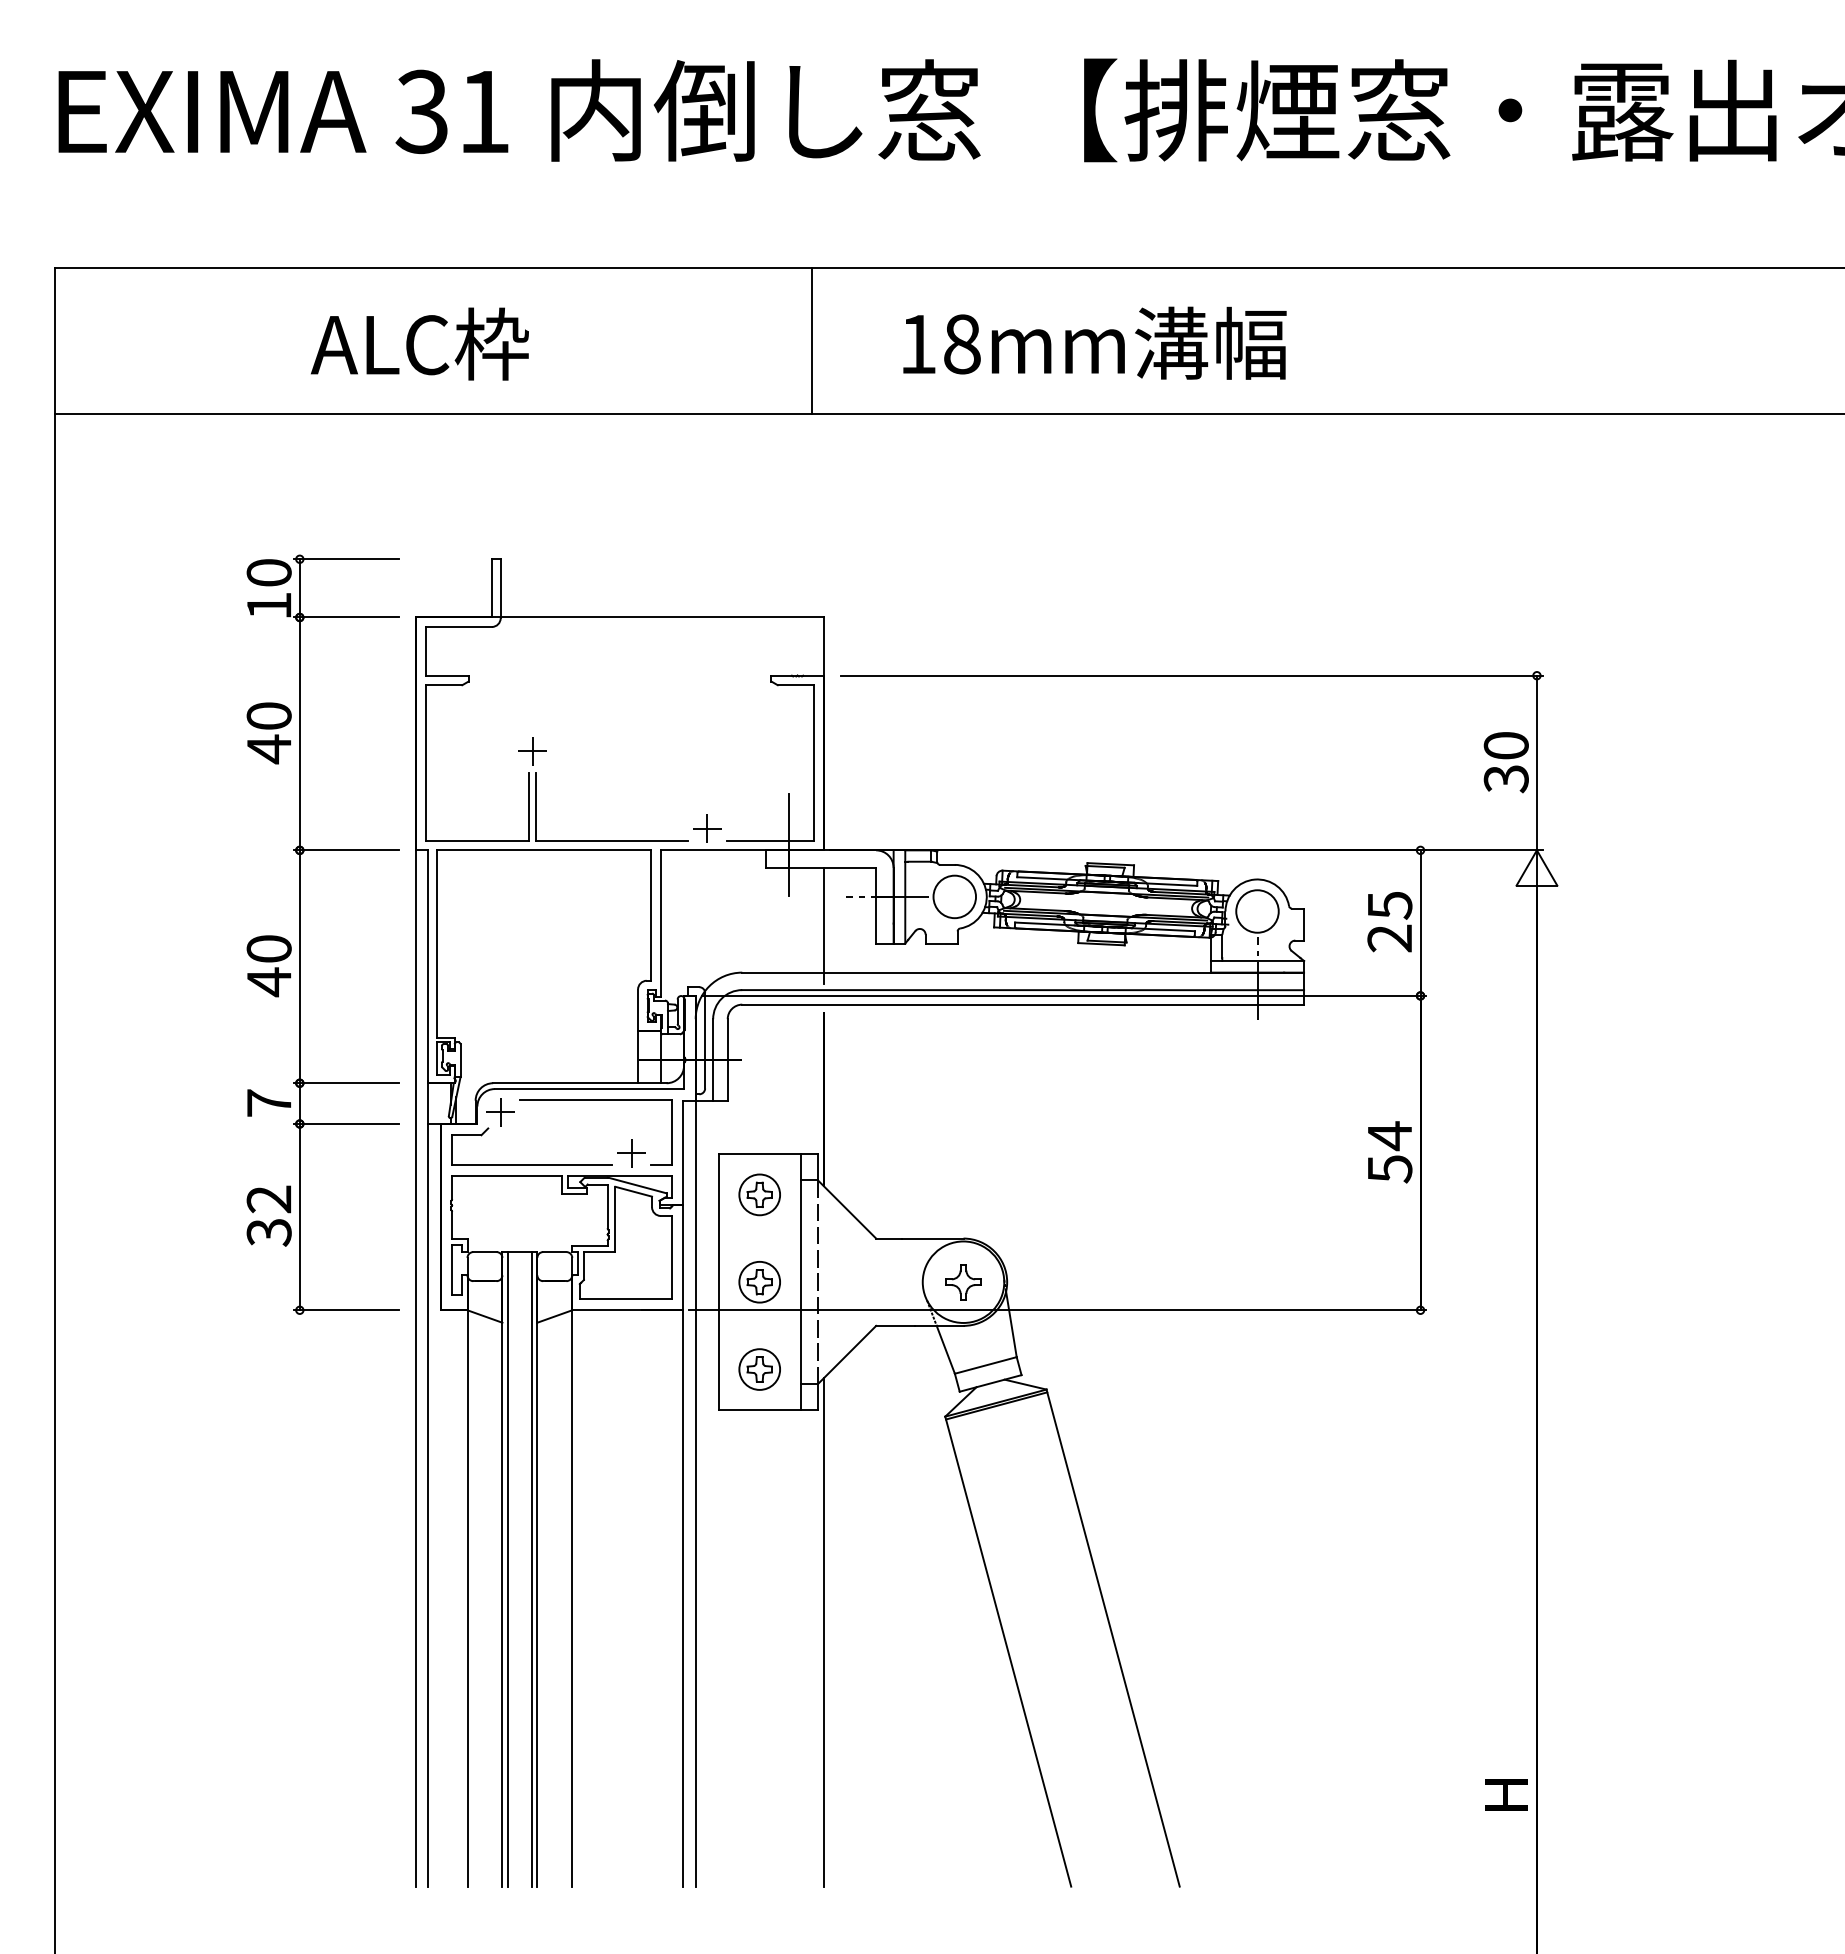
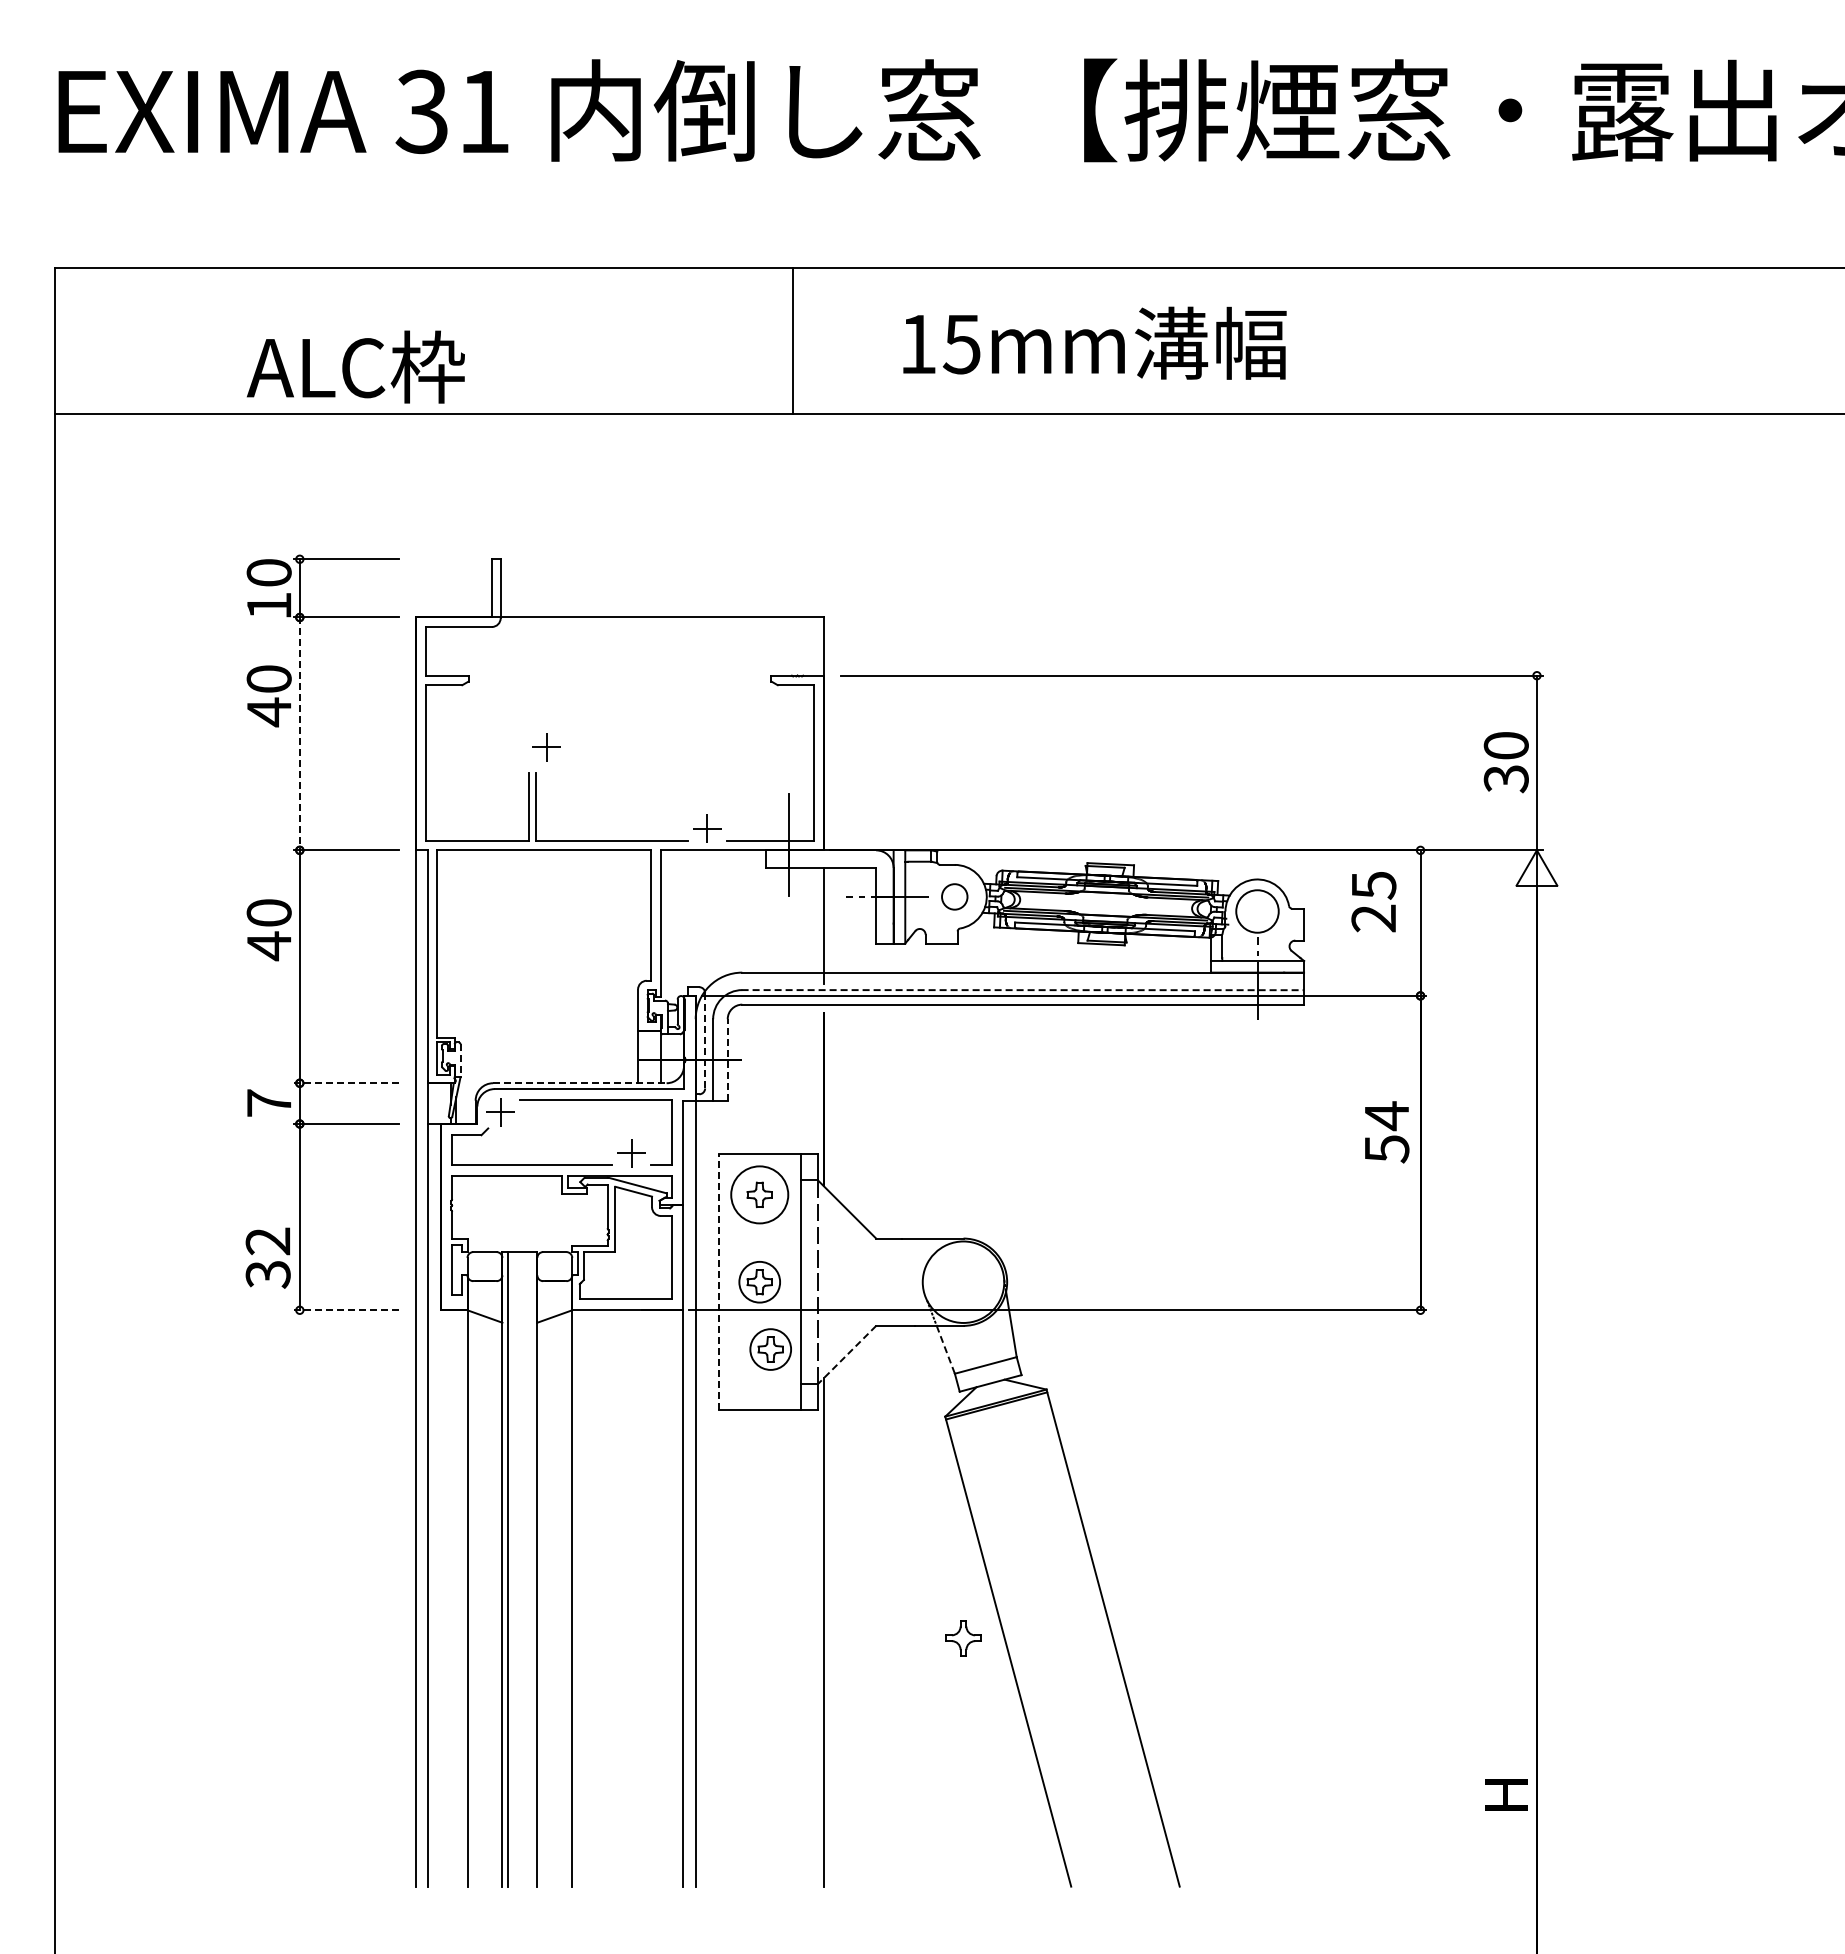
line position: (812, 340) -> (793, 340) (793, 340)
text position: (419, 343) -> (355, 366) (355, 366)
text: 18mm -> 15mm (961, 344)
text position: (268, 733) -> (268, 696) (268, 696)
line: solid -> dashed (299, 734)
part position: (532, 751) -> (546, 747) (546, 747)
circle diameter: 42 px -> 25 px (954, 896)
text position: (1389, 922) -> (1373, 902) (1373, 902)
text position: (268, 966) -> (268, 930) (268, 930)
line: solid -> dashed (1023, 990)
line: solid -> dashed (705, 1040)
line: solid -> dashed (727, 1059)
line: solid -> dashed (460, 1060)
line: solid -> dashed (345, 1083)
line: solid -> dashed (579, 1083)
text position: (1390, 1152) -> (1387, 1132) (1387, 1132)
circle diameter: 41 px -> 57 px (759, 1194)
text position: (268, 1215) -> (267, 1257) (267, 1257)
line: solid -> dashed (719, 1281)
part position: (963, 1282) -> (963, 1638) (963, 1638)
line: solid -> dashed (345, 1310)
line: solid -> dashed (945, 1349)
line: solid -> dashed (846, 1355)
part position: (759, 1369) -> (770, 1349) (770, 1349)
line: present -> none (531, 1569)
